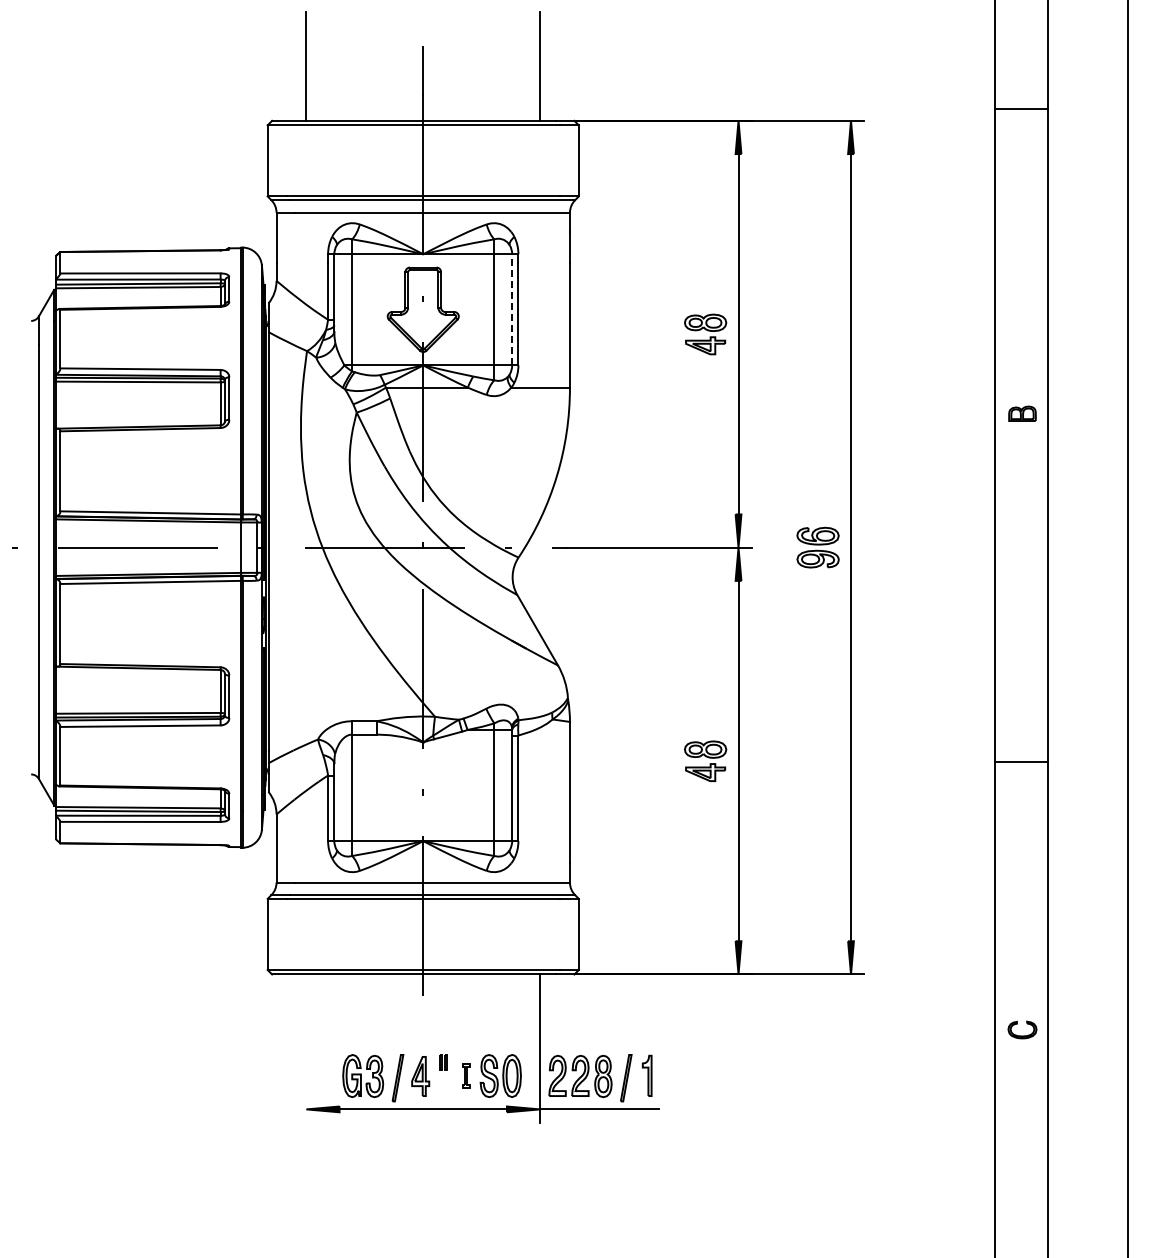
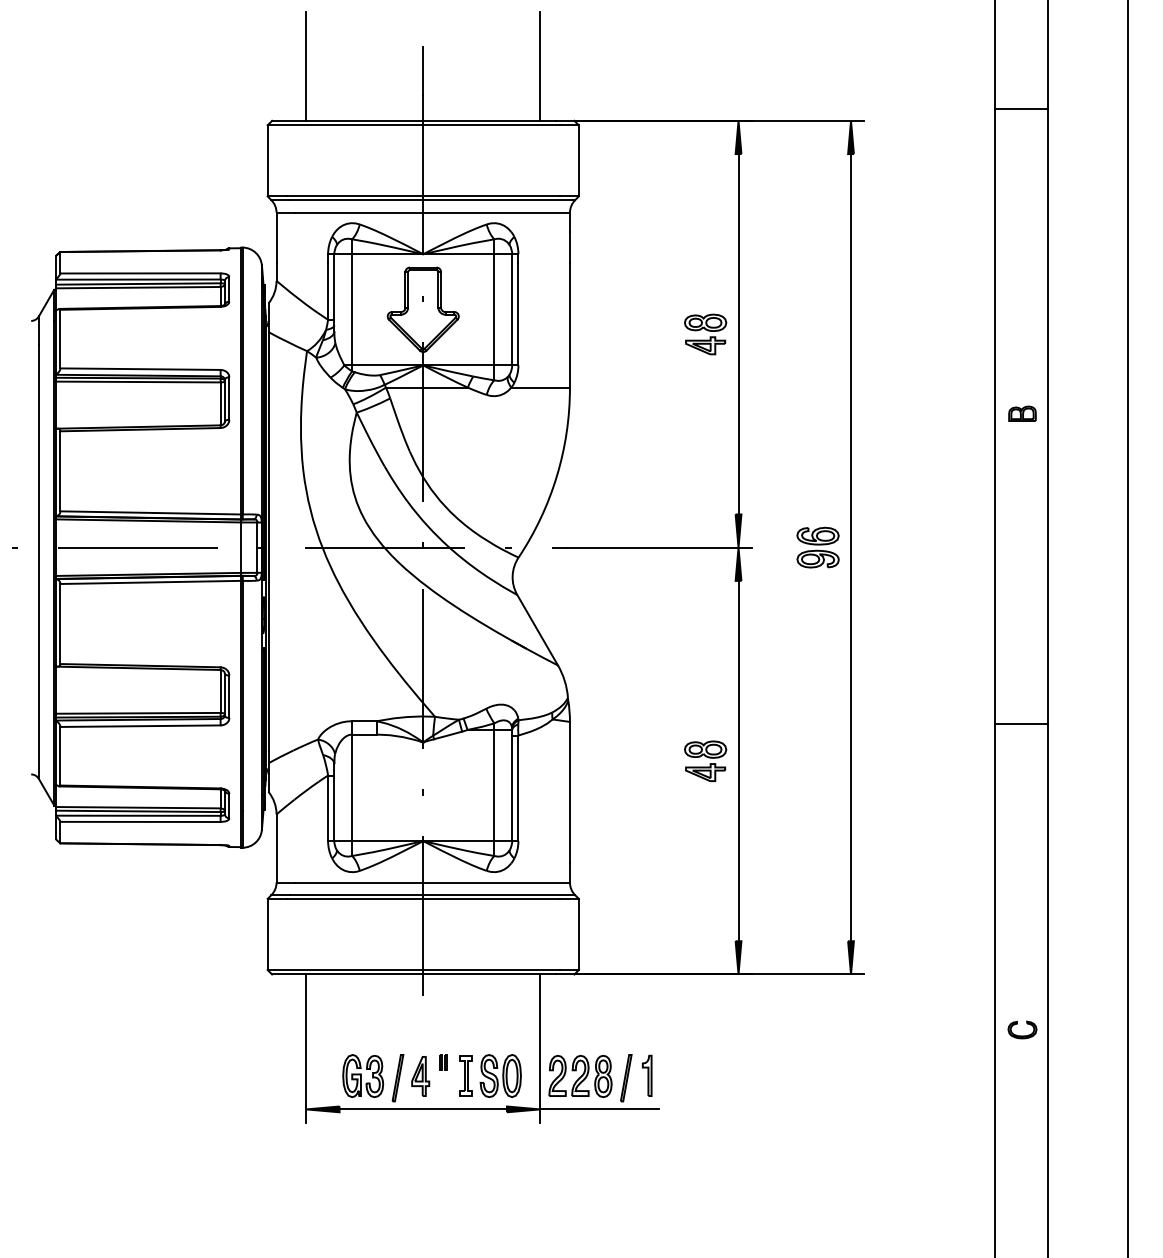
line: dashed -> solid (512, 309)
line position: (1020, 762) -> (1020, 724) (1020, 724)
line: none -> present (306, 1048)
part size: 9x26 px -> 14x42 px (465, 1075)
